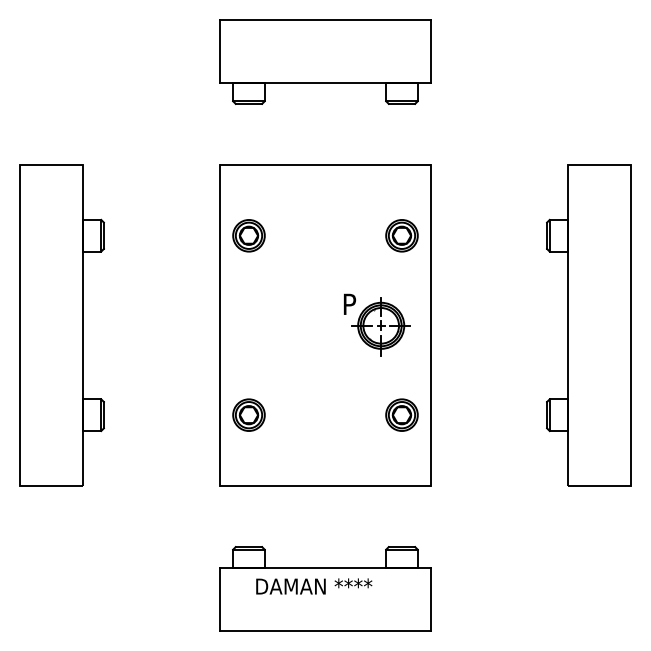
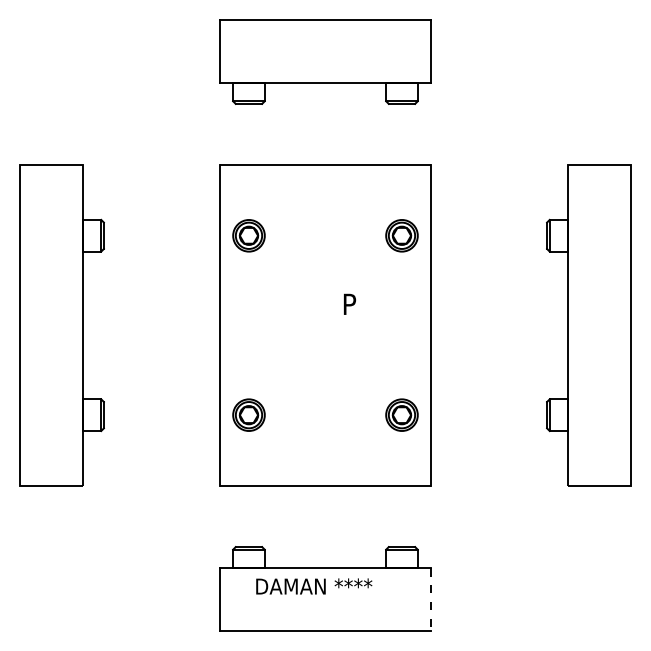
part: present -> none (380, 326)
line: solid -> dashed (431, 599)
